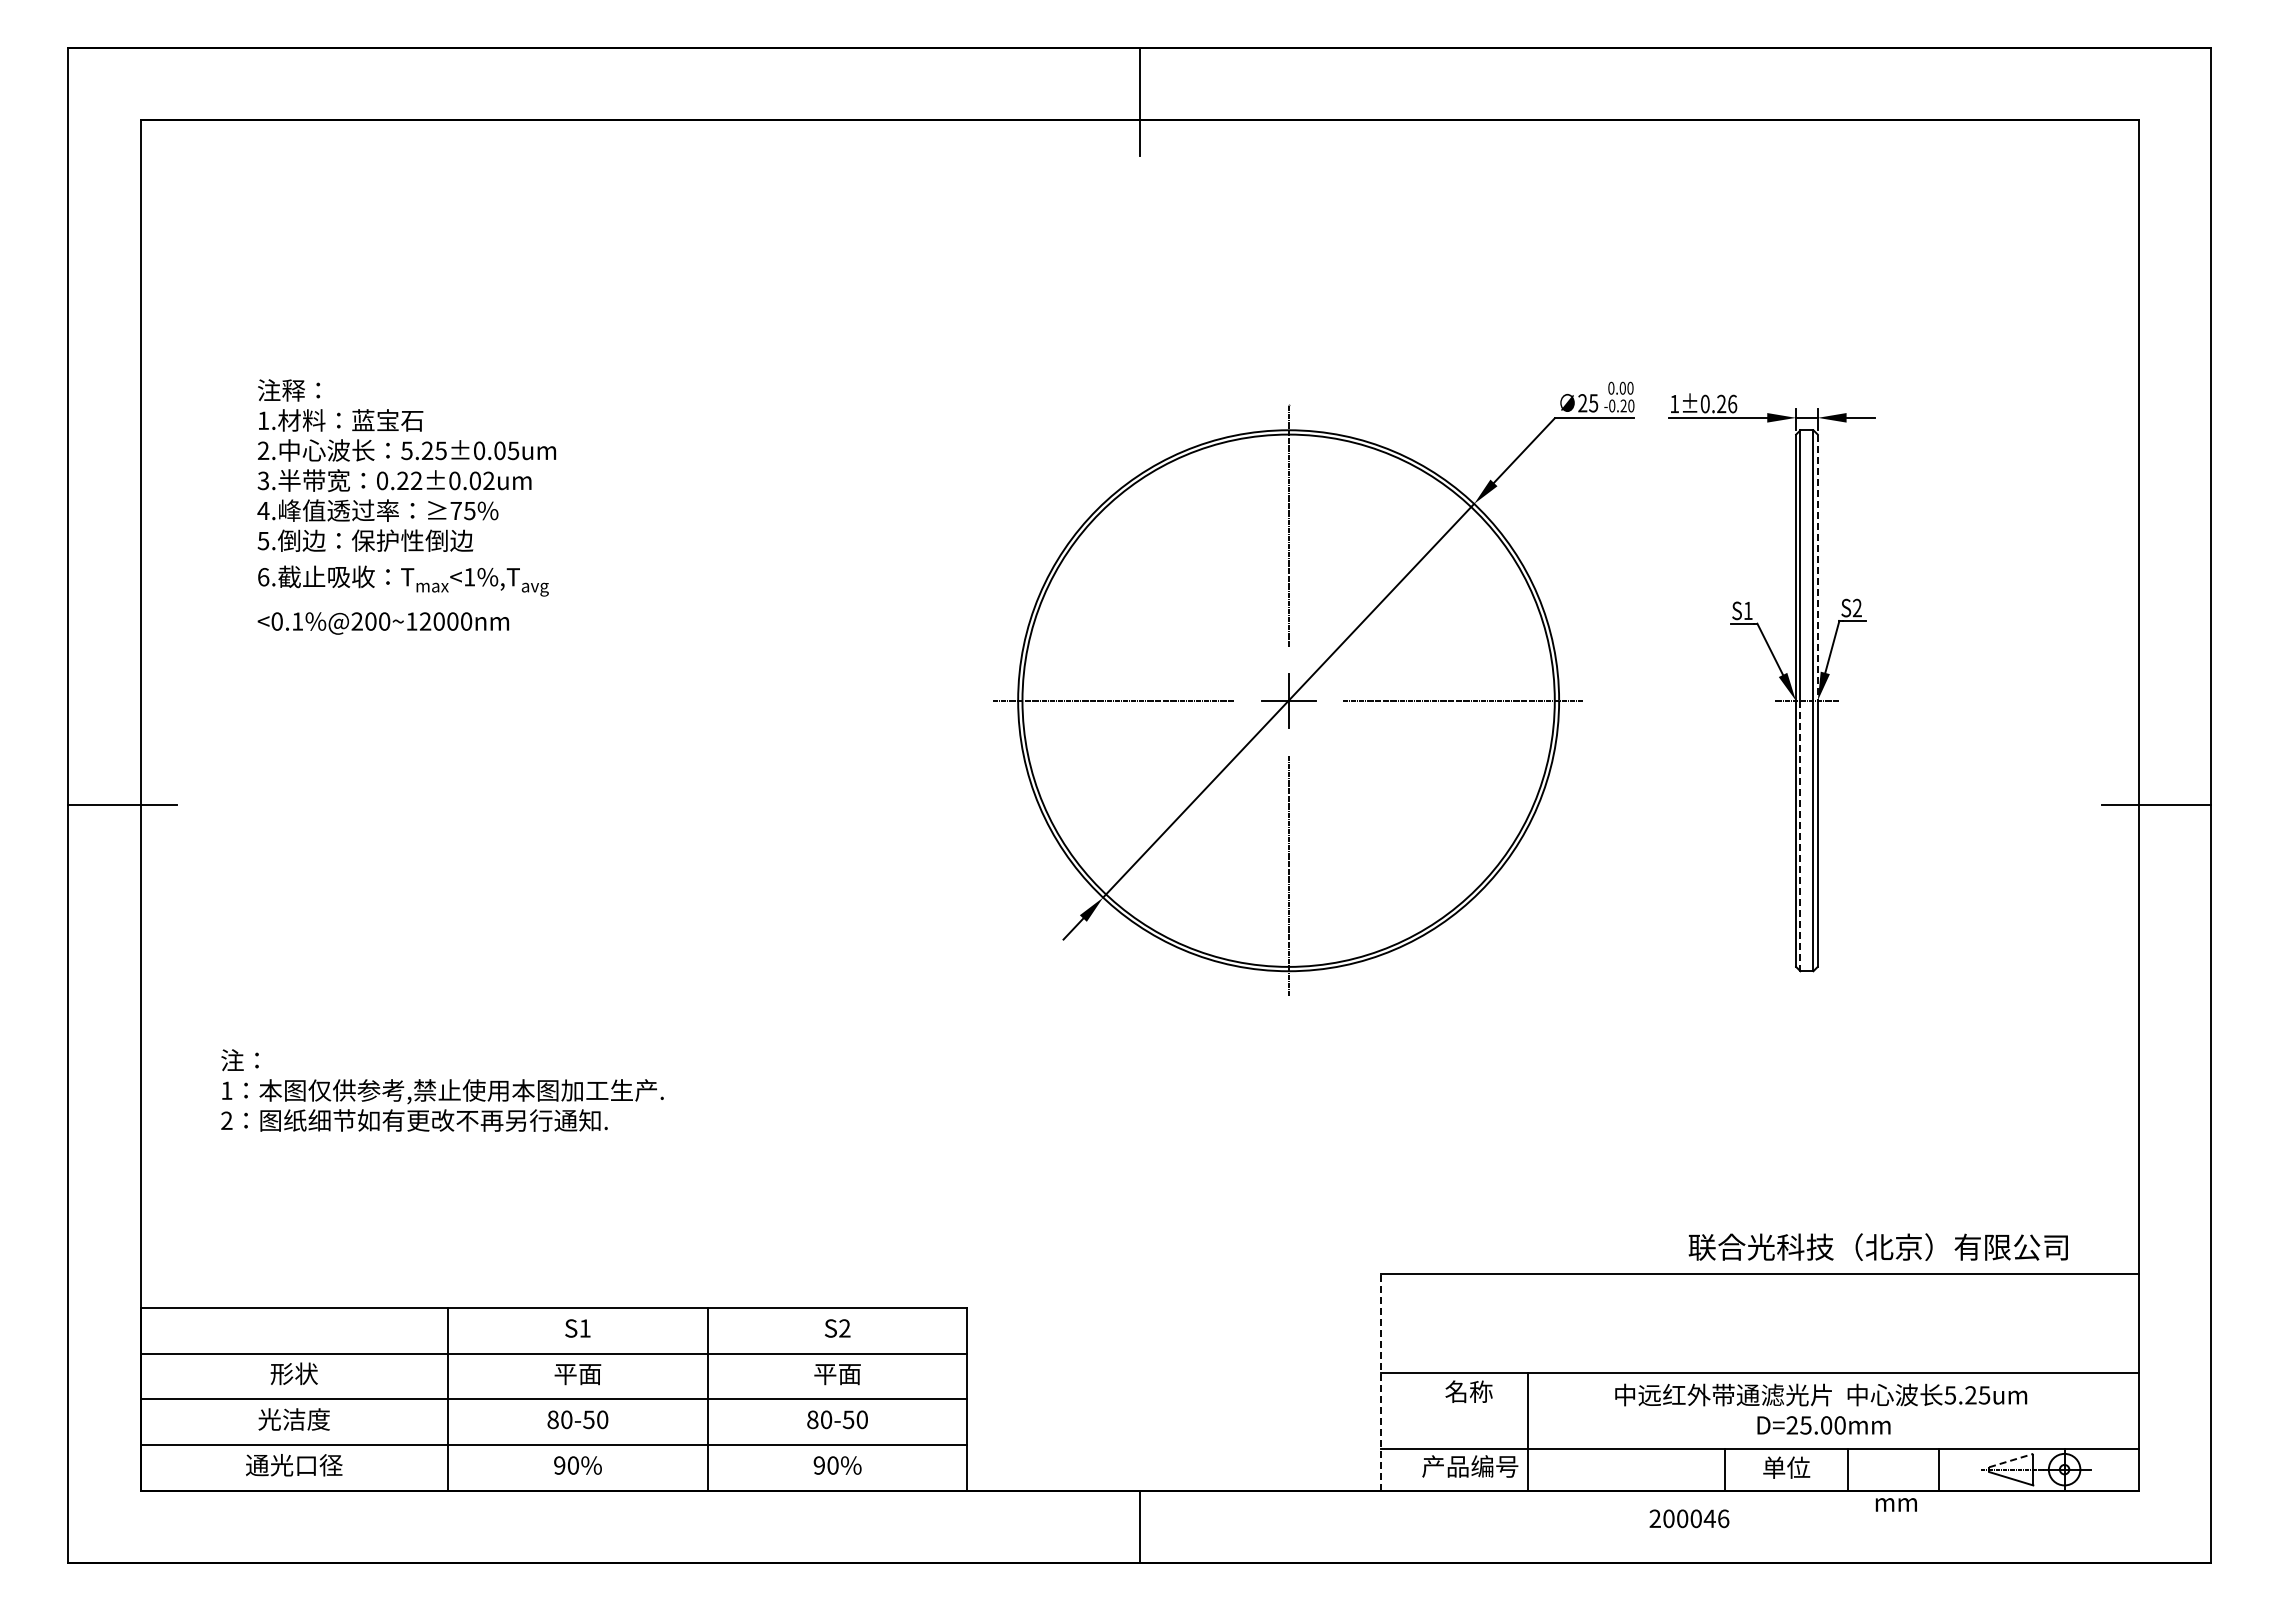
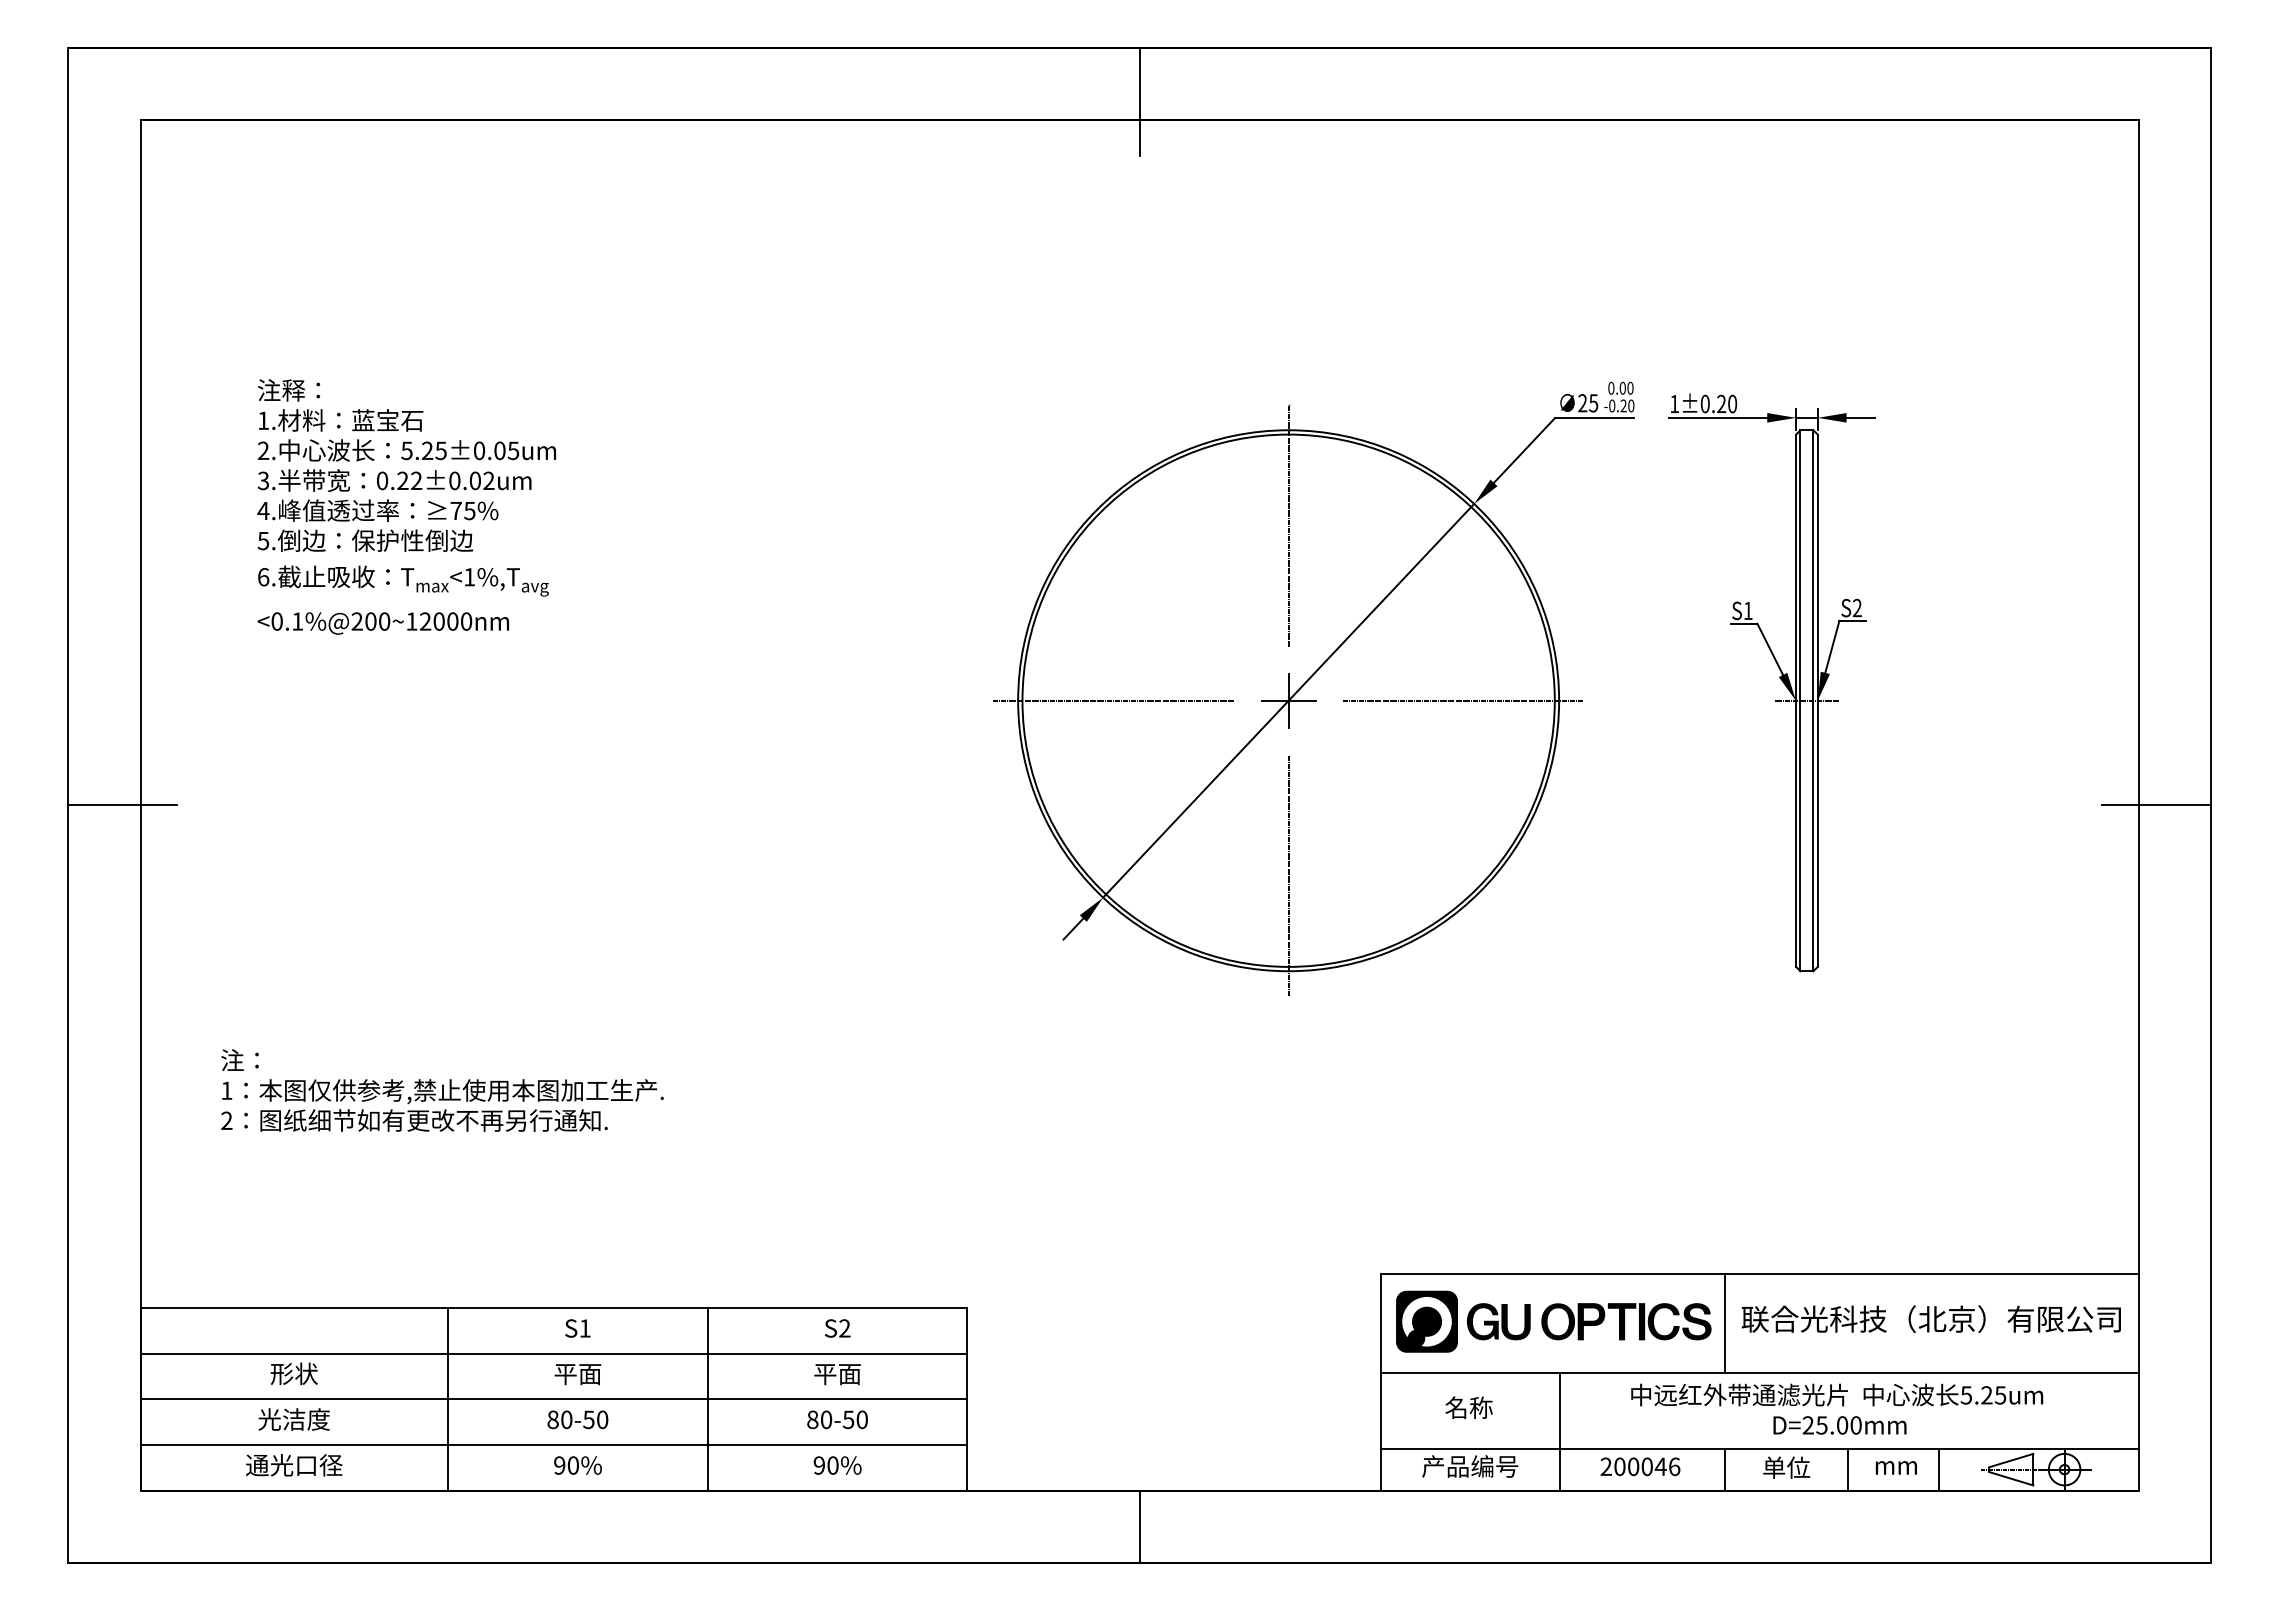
text: 1±0.26 -> 1±0.20 (1732, 403)
line: dashed -> solid (1817, 568)
line: dashed -> solid (1800, 836)
text position: (1877, 1246) -> (1930, 1318) (1930, 1318)
part: none -> present (1553, 1321)
line: none -> present (1724, 1323)
line: dashed -> solid (1381, 1382)
text position: (1468, 1391) -> (1468, 1407) (1468, 1407)
text position: (1821, 1408) -> (1837, 1408) (1837, 1408)
line position: (1527, 1431) -> (1559, 1431) (1559, 1431)
line: dashed -> solid (2011, 1460)
text position: (1895, 1504) -> (1895, 1467) (1895, 1467)
text position: (1689, 1518) -> (1640, 1466) (1640, 1466)
